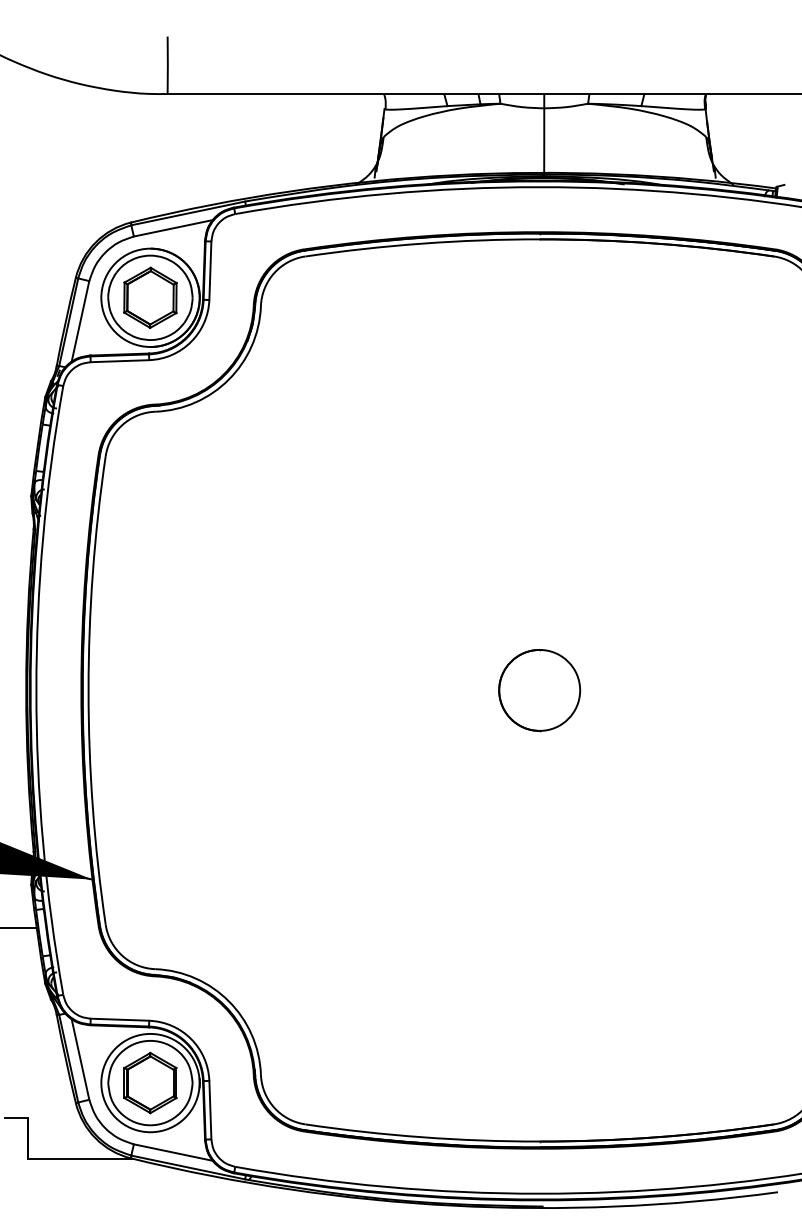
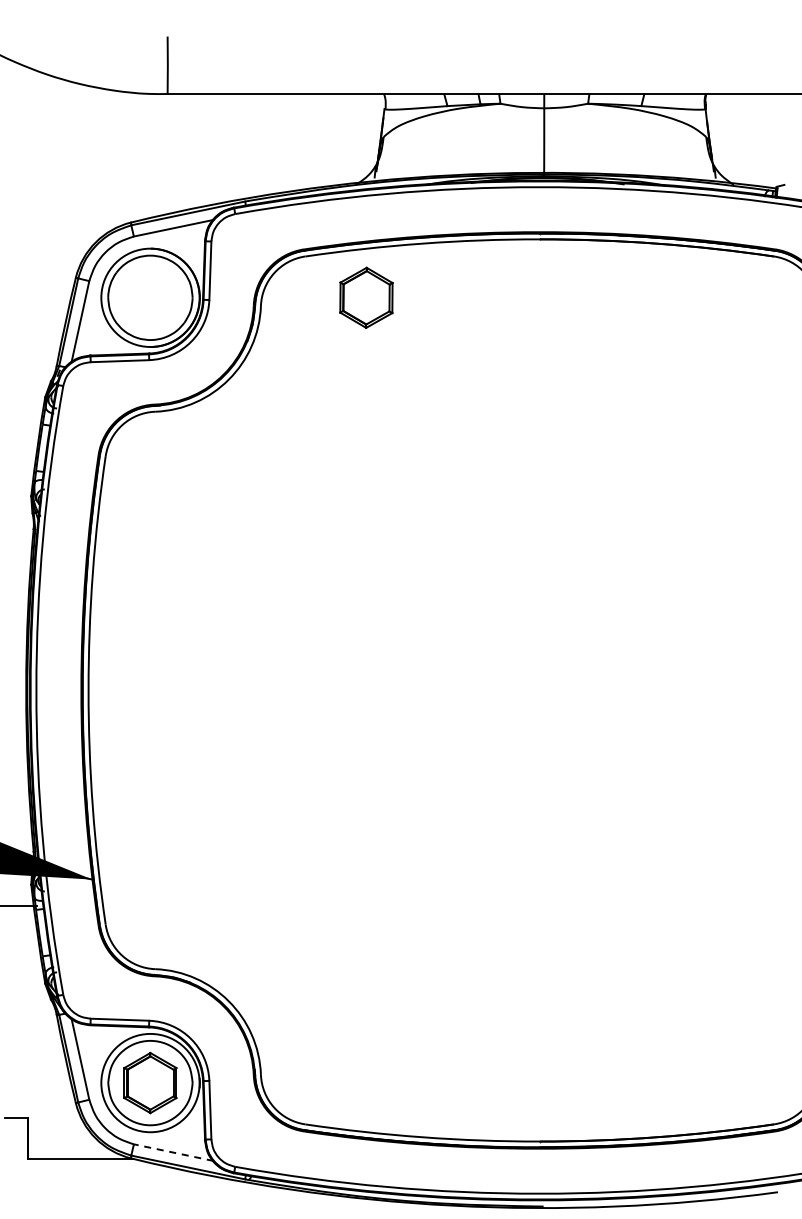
part position: (150, 297) -> (366, 297) (366, 297)
part: present -> none (539, 690)
line position: (19, 927) -> (19, 905) (19, 905)
line: solid -> dashed (173, 1152)
